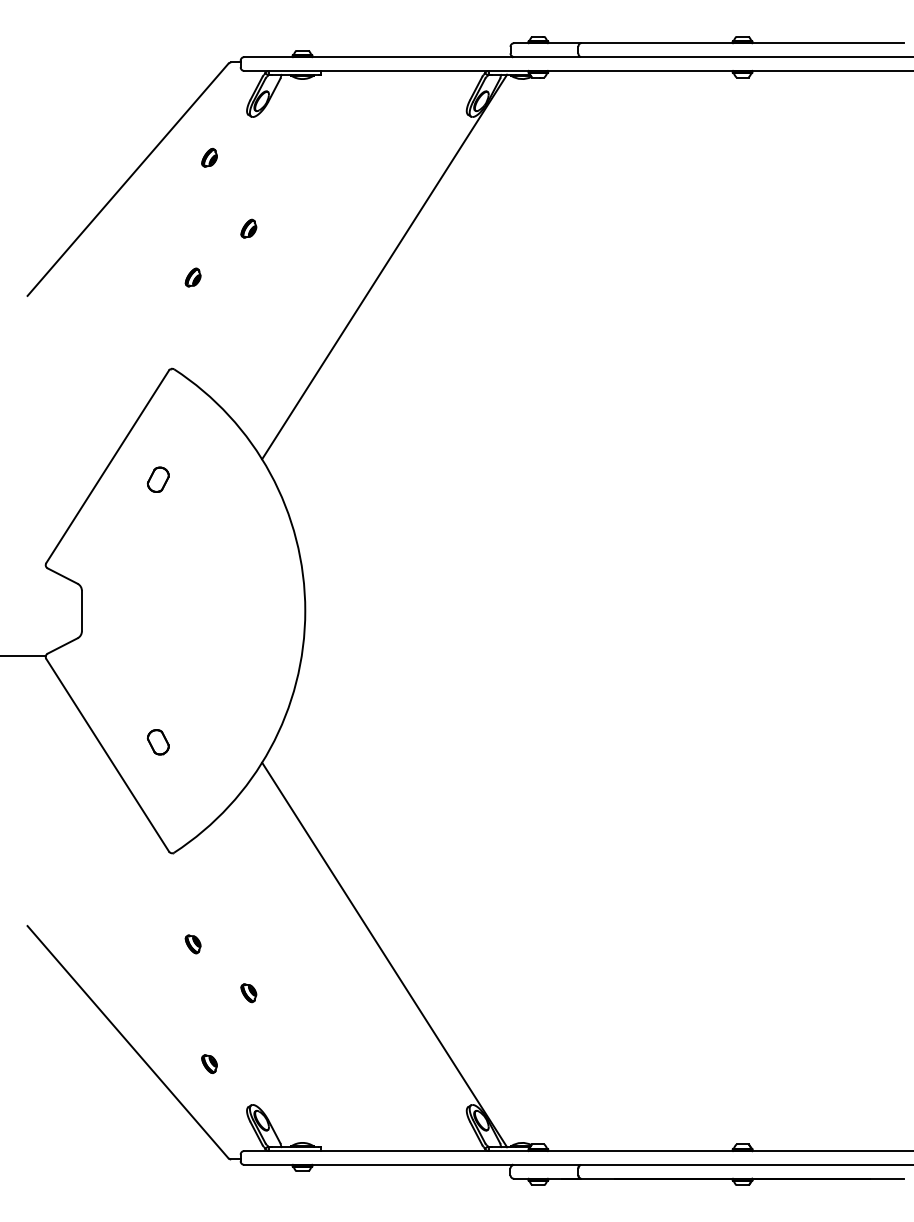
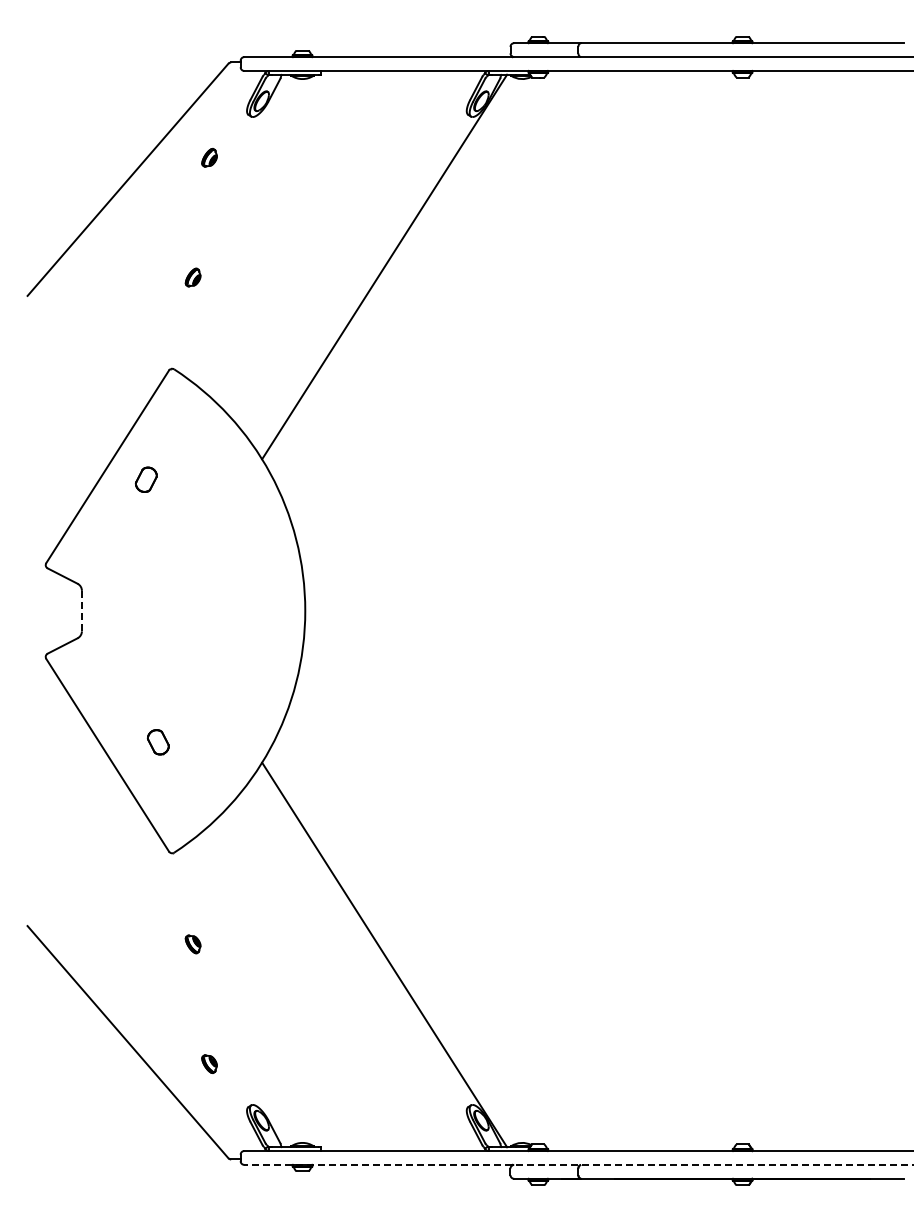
part: present -> none (248, 228)
part position: (157, 479) -> (145, 479) (145, 479)
line: solid -> dashed (81, 610)
line: present -> none (23, 655)
part: present -> none (248, 993)
line: solid -> dashed (579, 1164)
